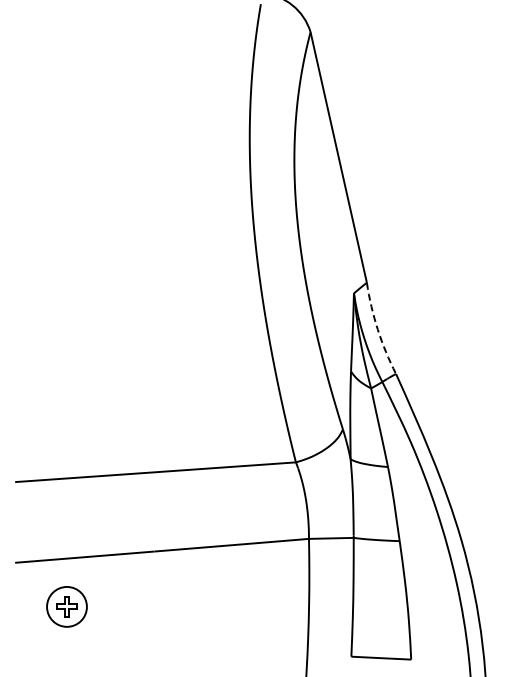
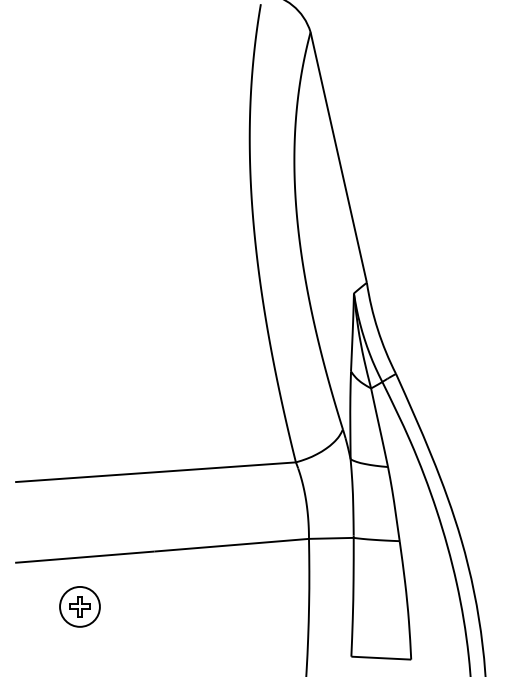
arc: dashed -> solid (377, 329)
part position: (66, 606) -> (79, 606) (79, 606)
